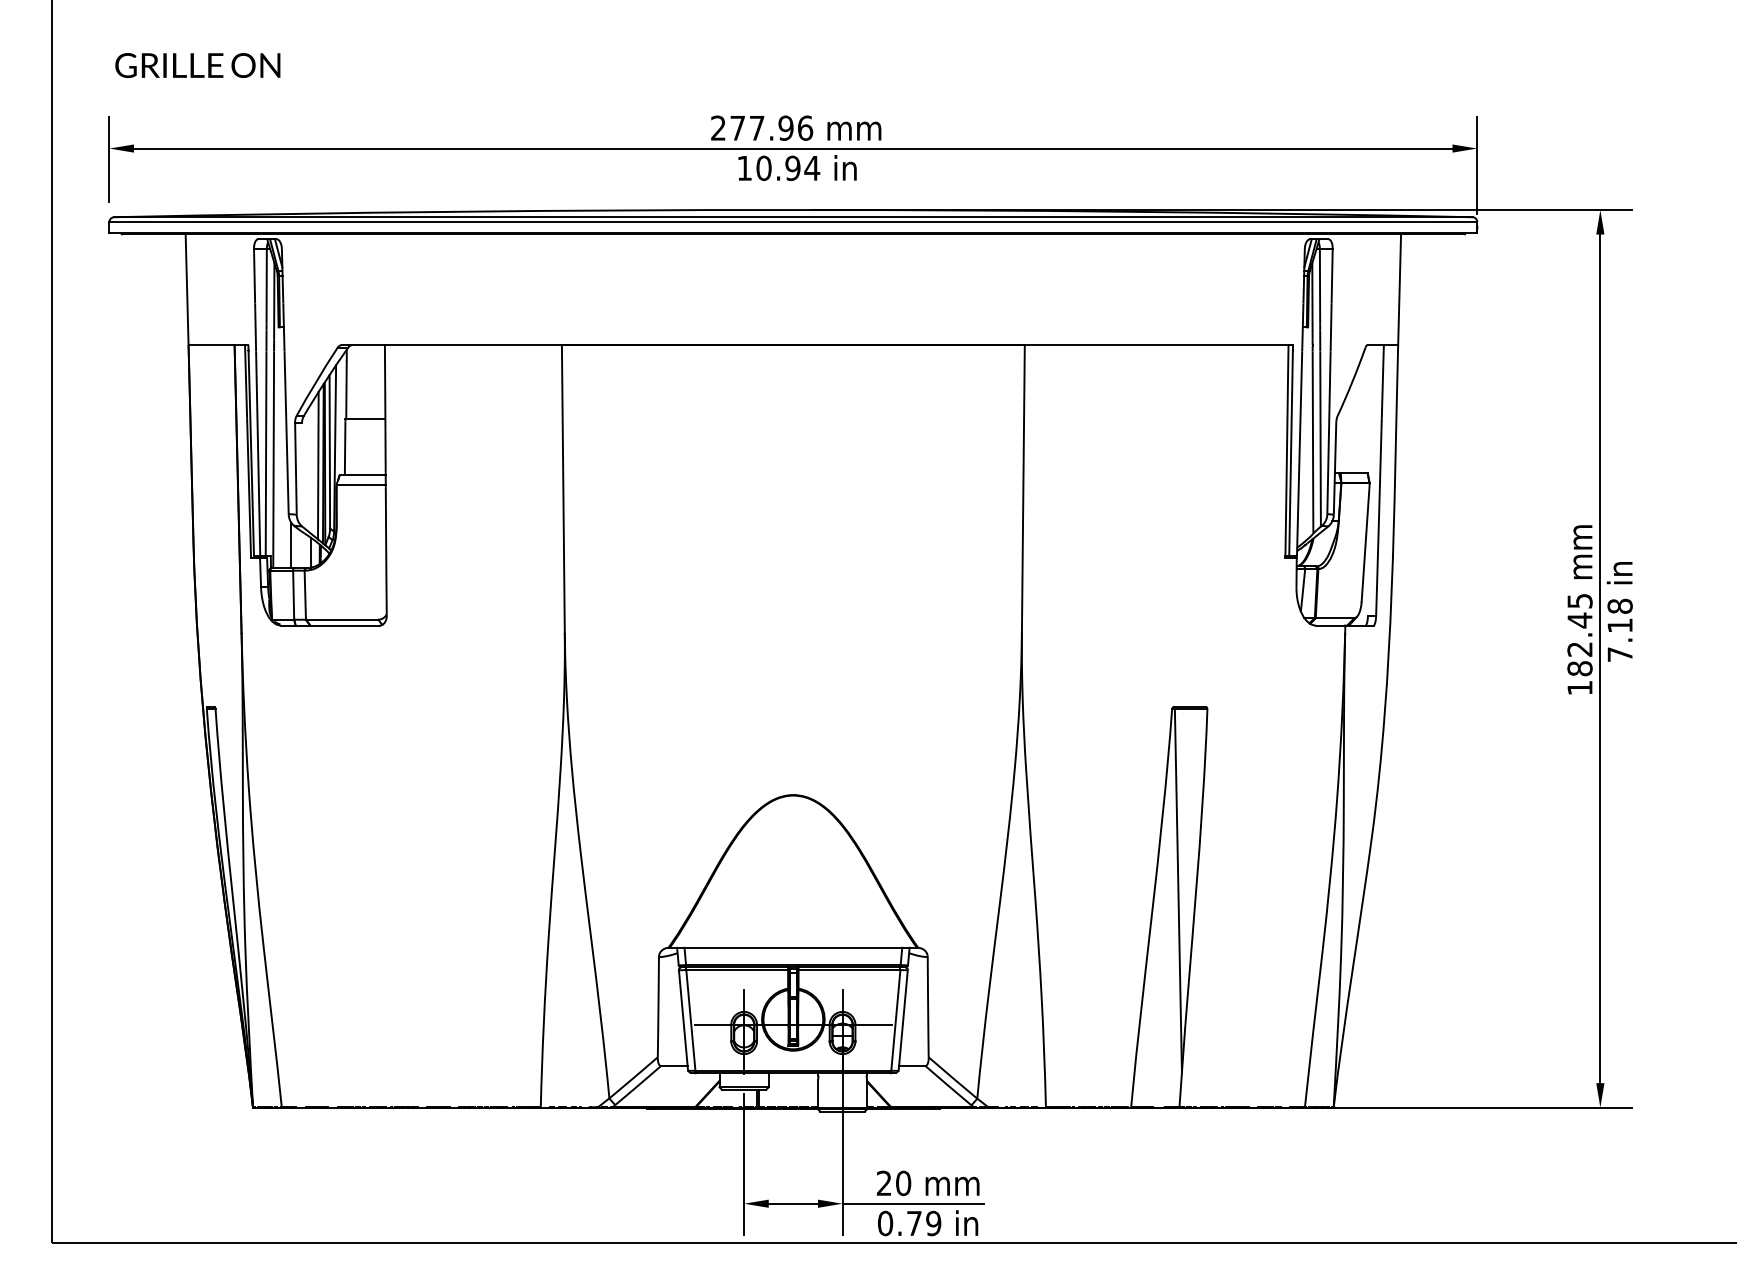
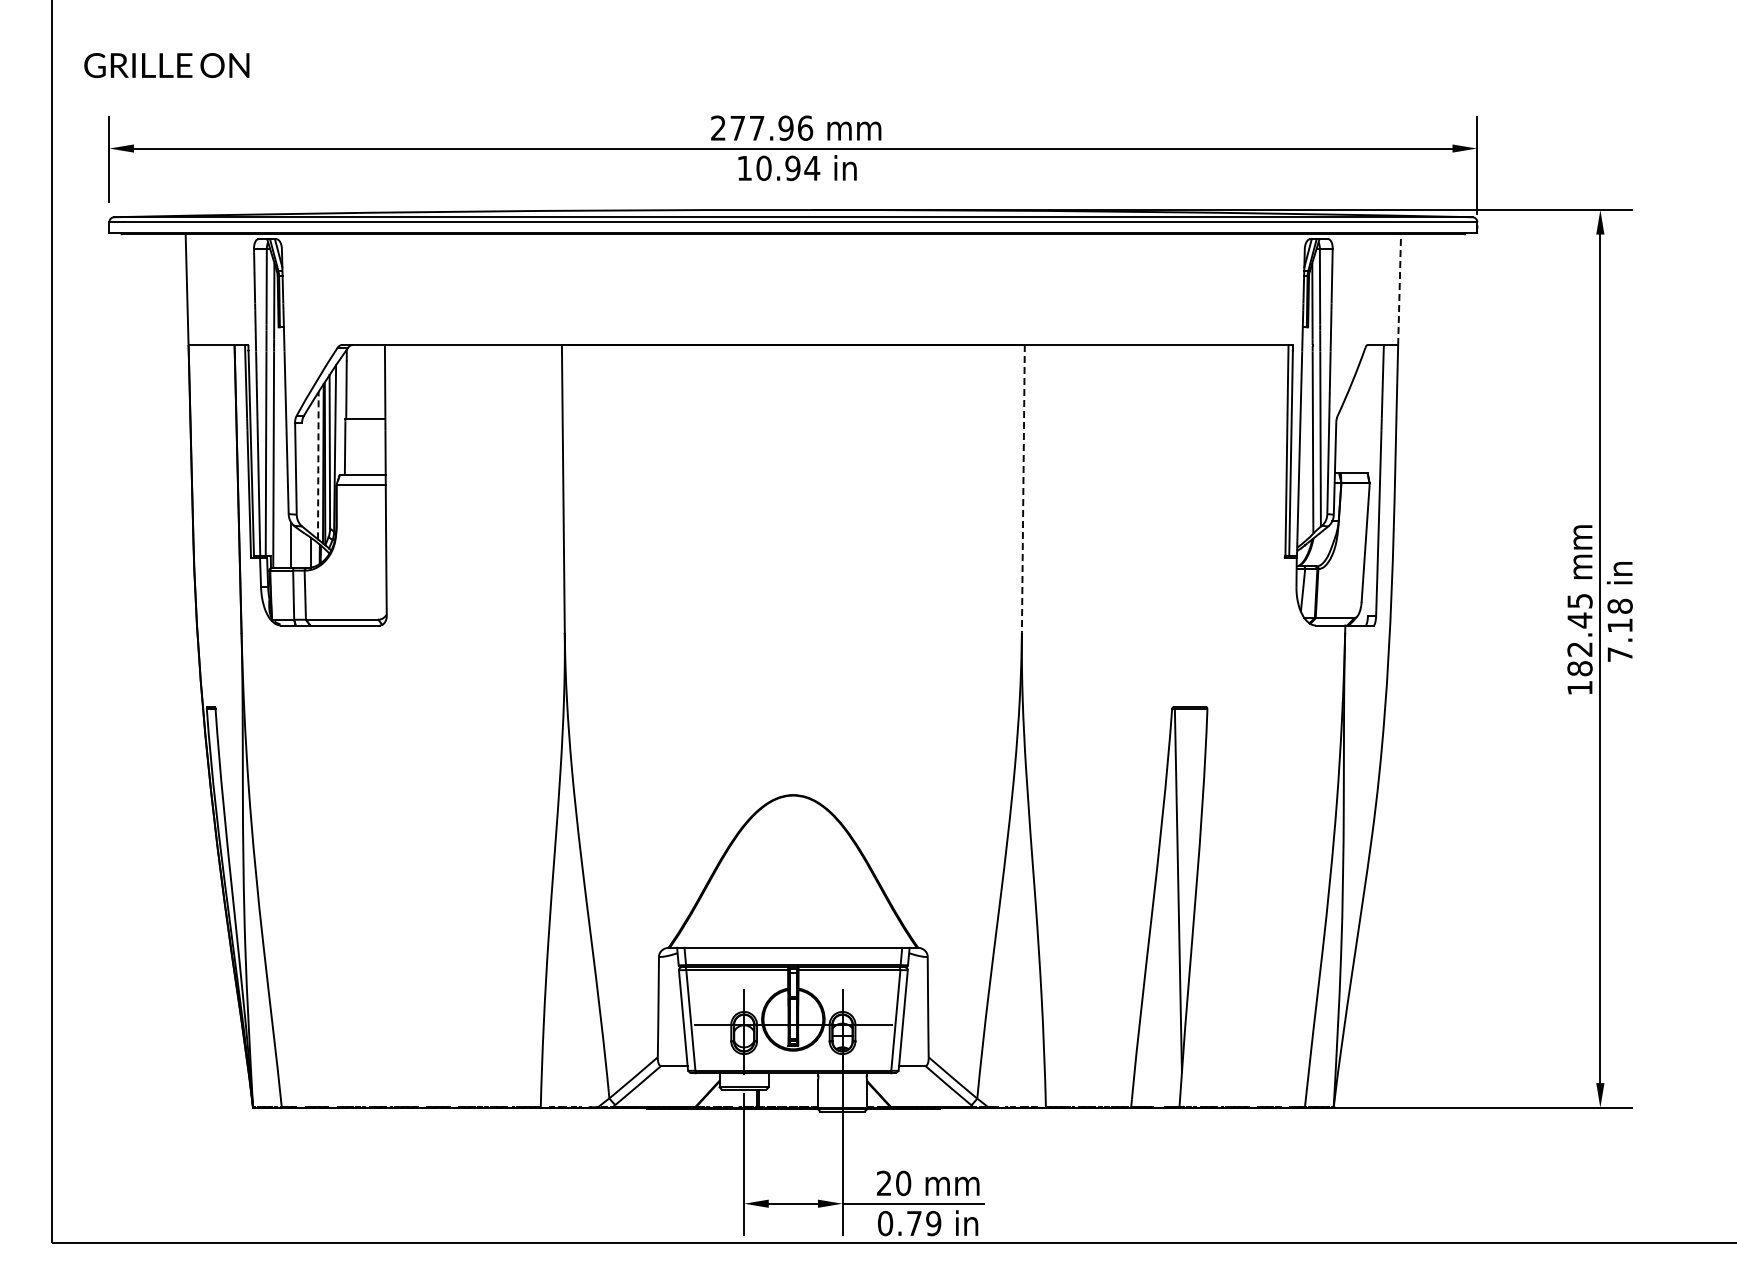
text position: (197, 65) -> (166, 65) (166, 65)
line: solid -> dashed (1399, 289)
line: solid -> dashed (318, 465)
line: solid -> dashed (1023, 488)
